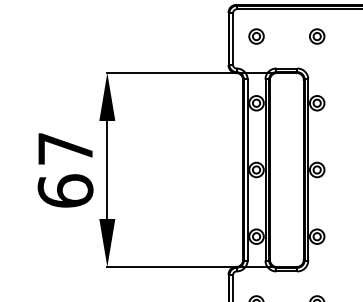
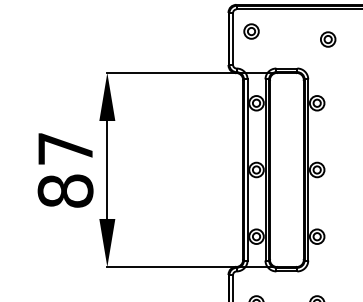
part position: (256, 36) -> (251, 31) (251, 31)
part position: (317, 36) -> (328, 39) (328, 39)
text: 67 -> 87 (65, 190)
